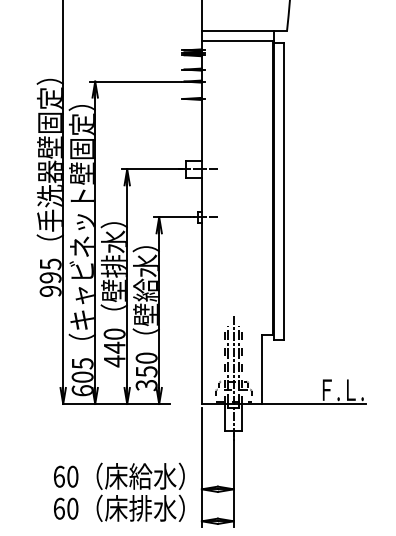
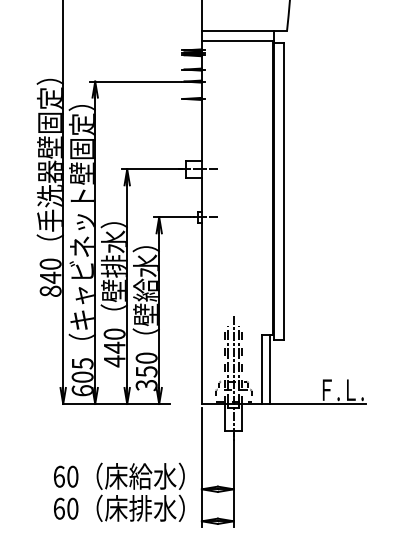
text: 995 -> 840 (50, 277)
line: none -> present (270, 368)
